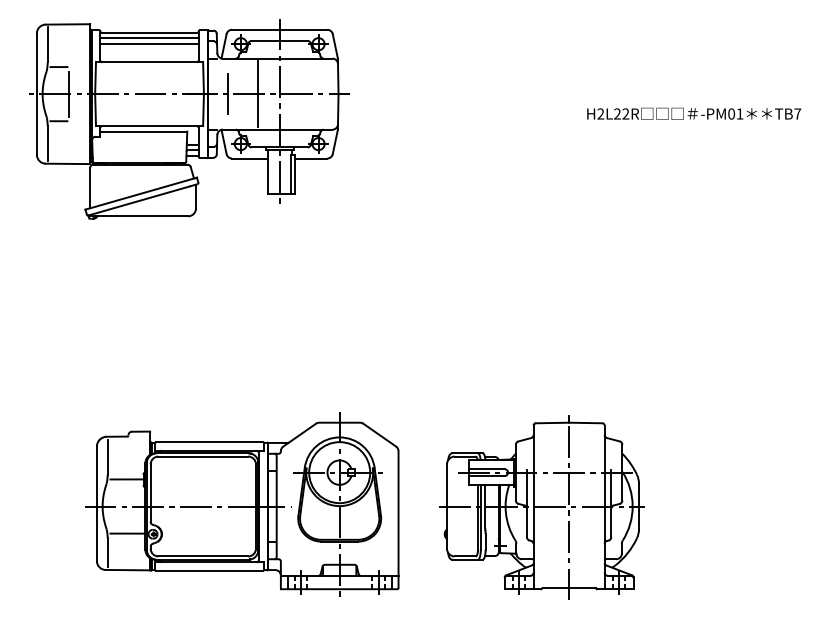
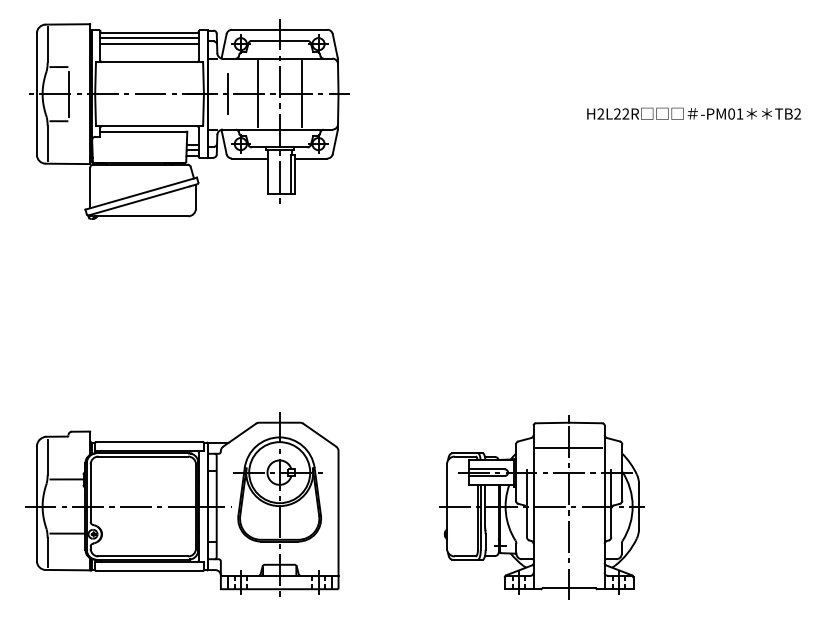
line: none -> present (301, 93)
text: TB7 -> TB2 (797, 113)
line: none -> present (569, 448)
part position: (242, 504) -> (182, 504) (182, 504)
